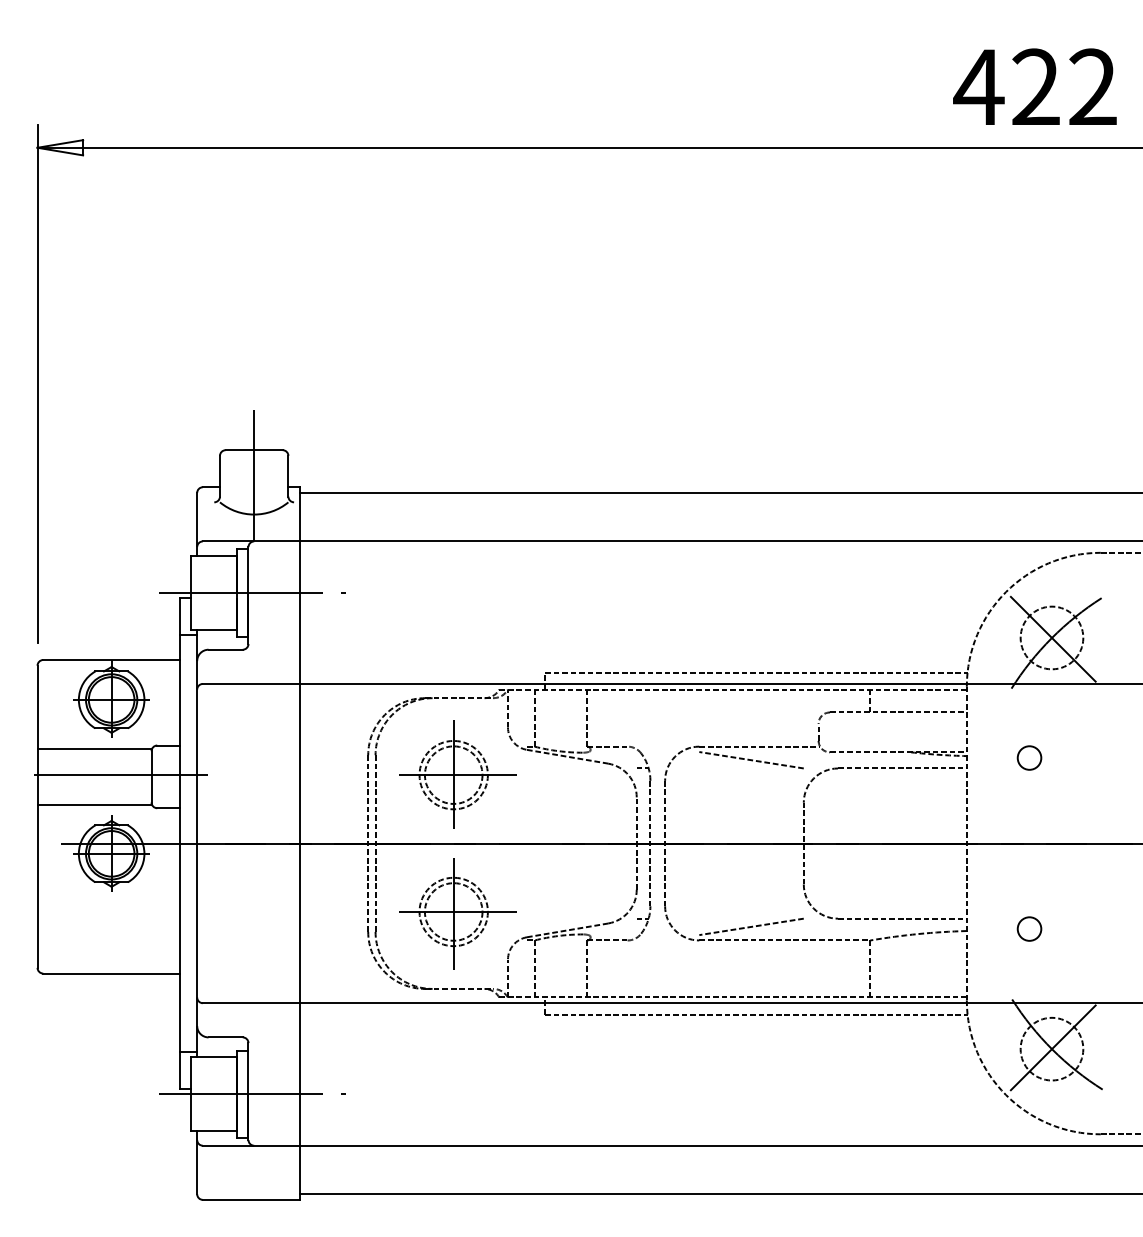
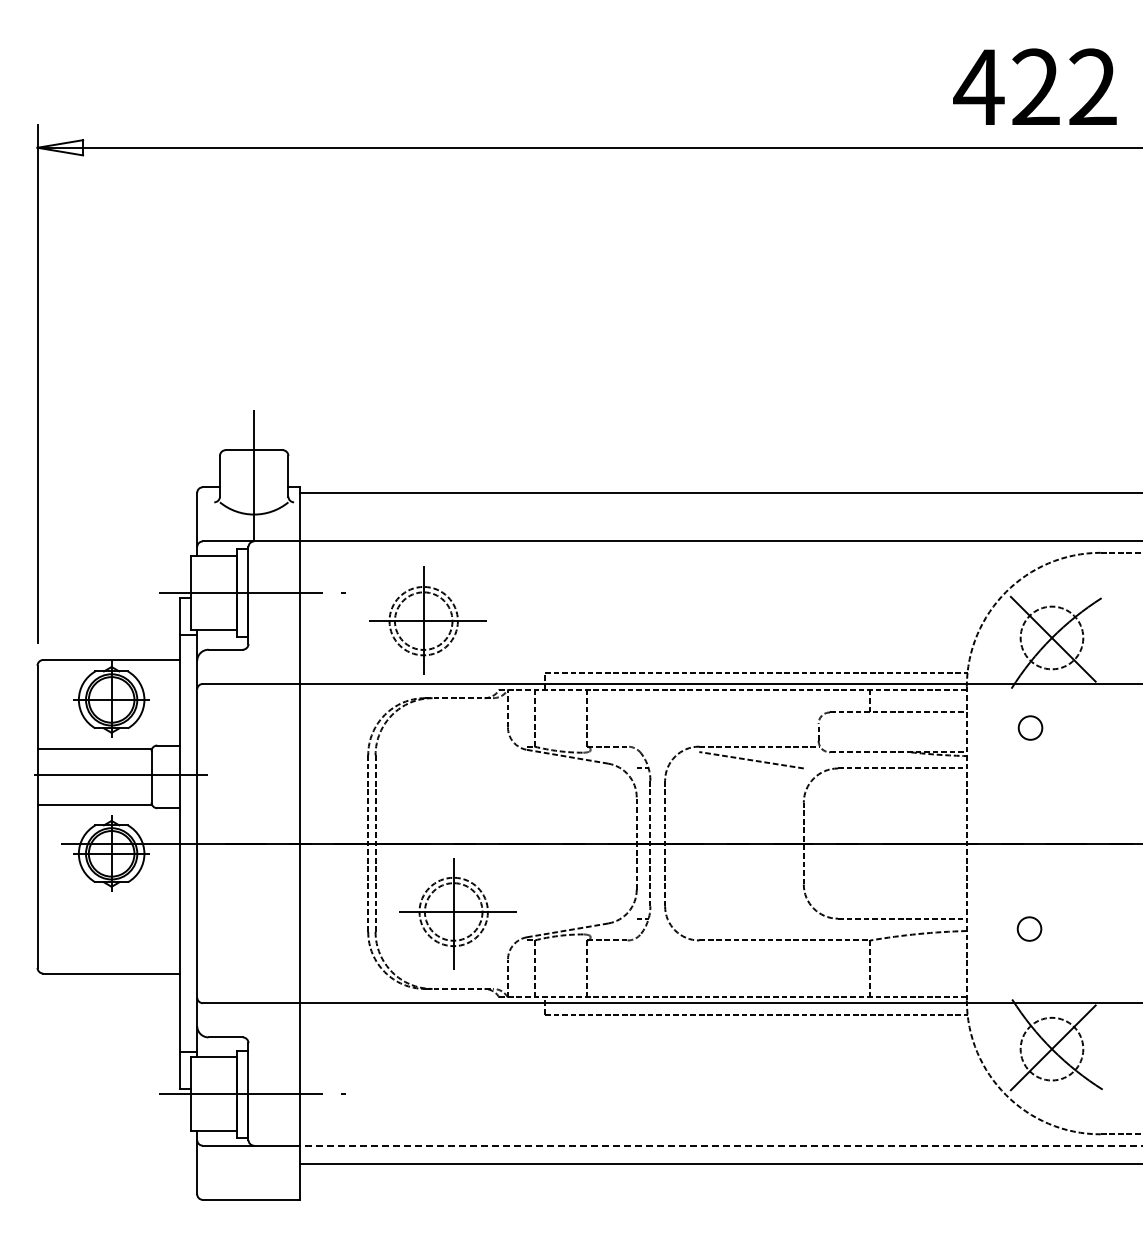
circle position: (1029, 757) -> (1030, 727) (1030, 727)
part position: (457, 774) -> (427, 620) (427, 620)
line: present -> none (751, 926)
line: solid -> dashed (720, 1145)
line position: (719, 1194) -> (719, 1164) (719, 1164)
